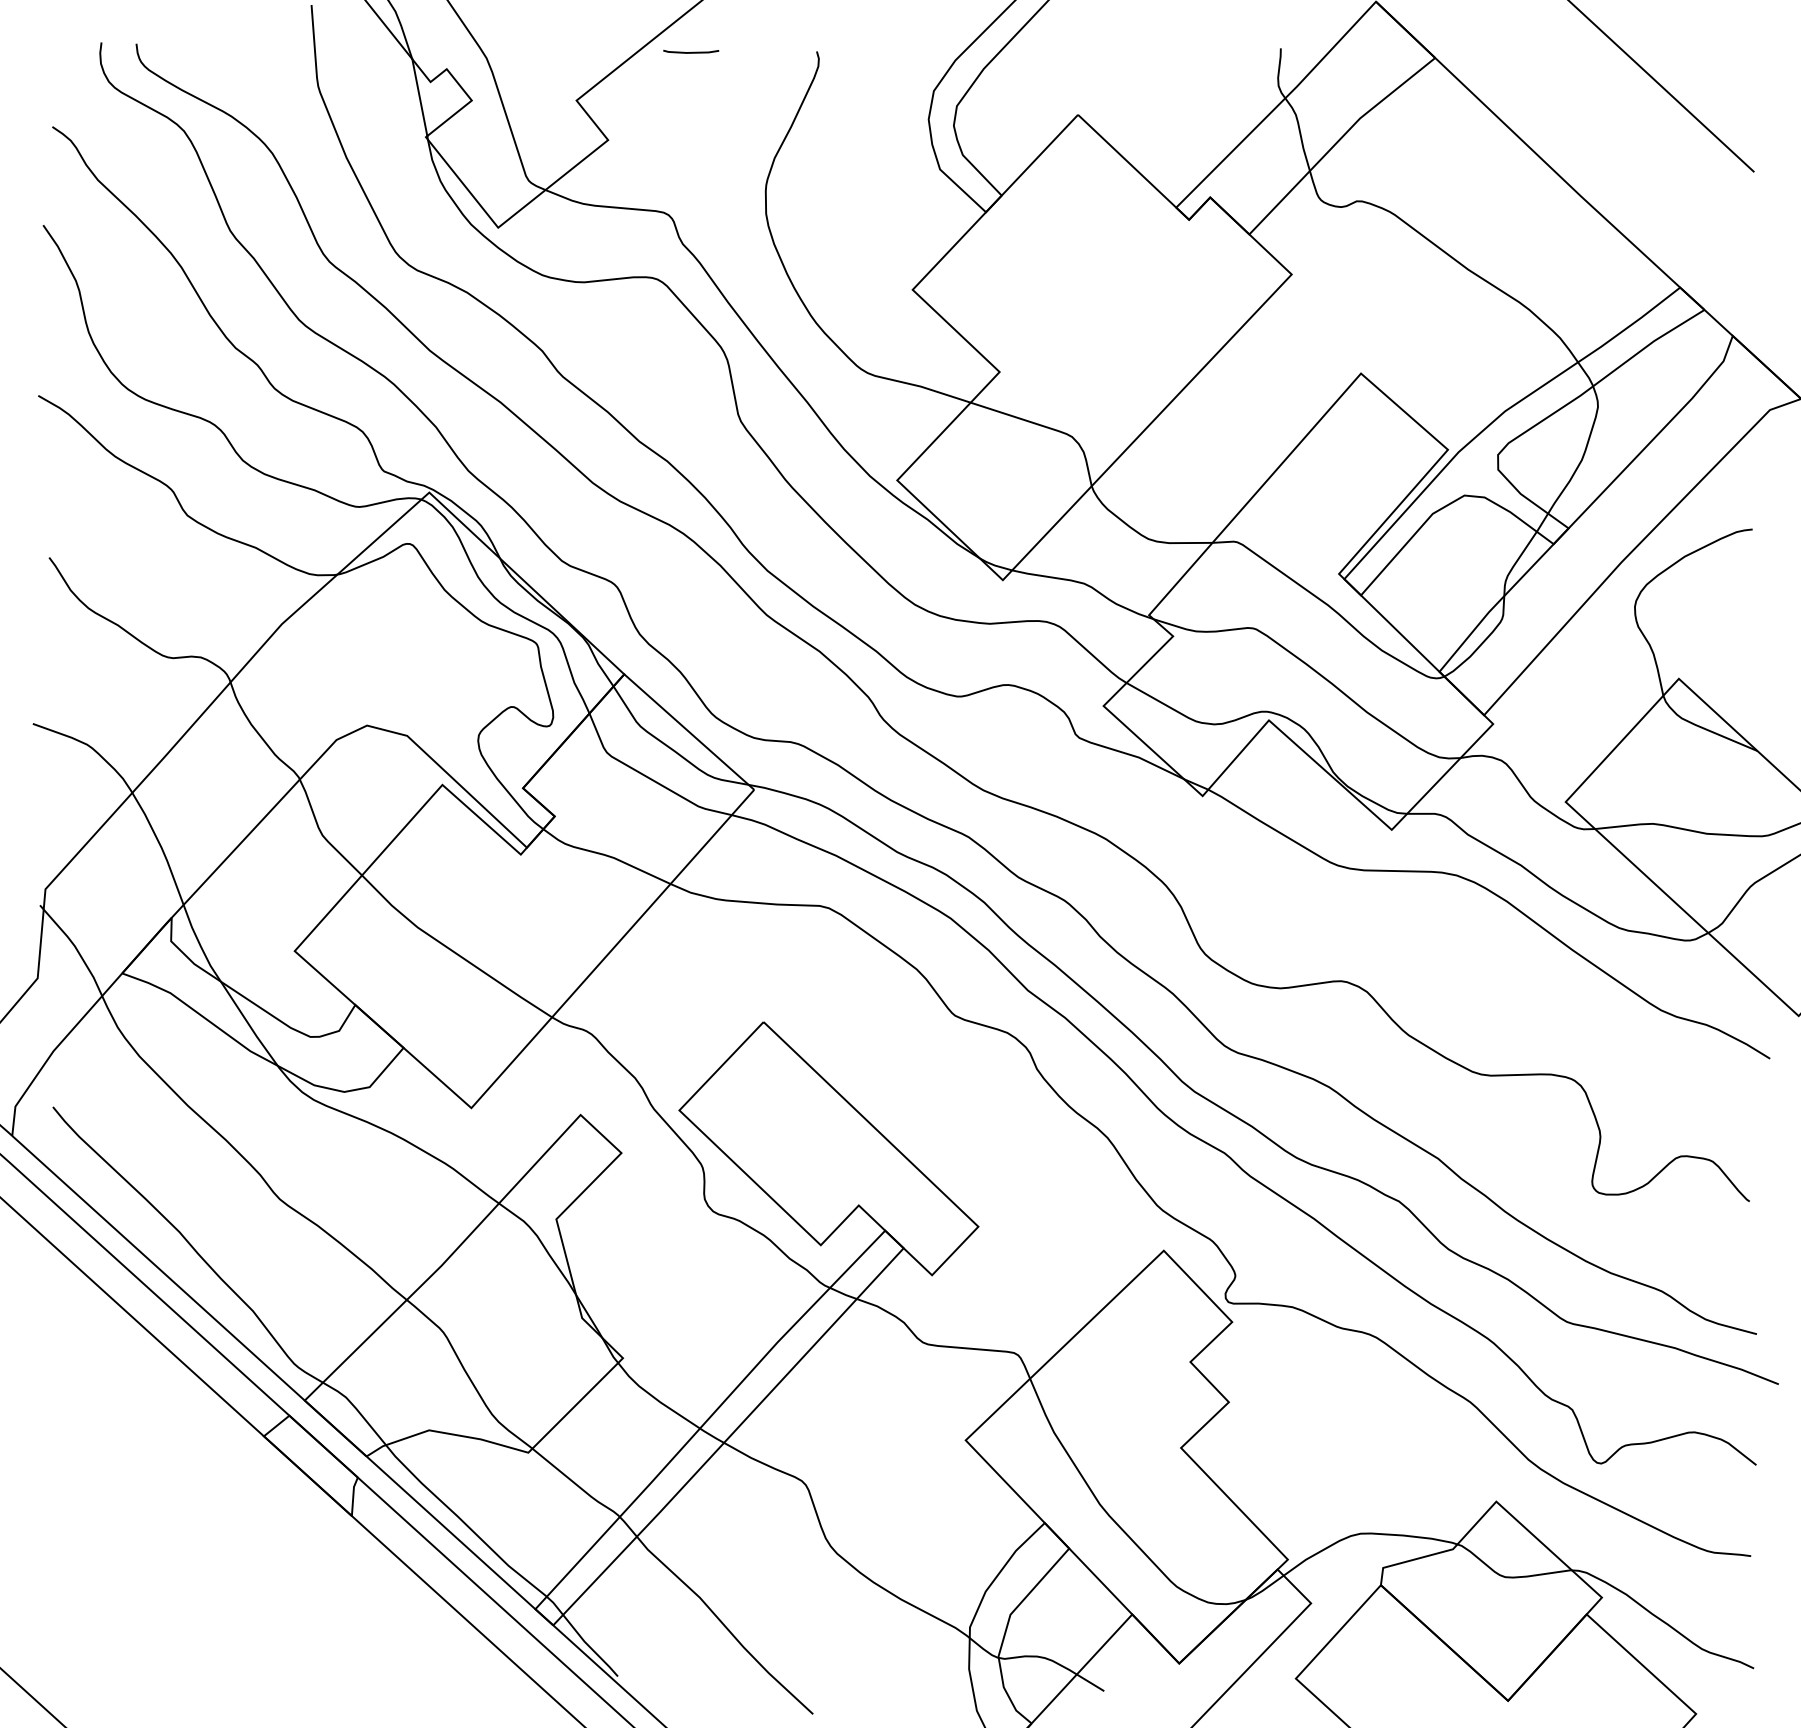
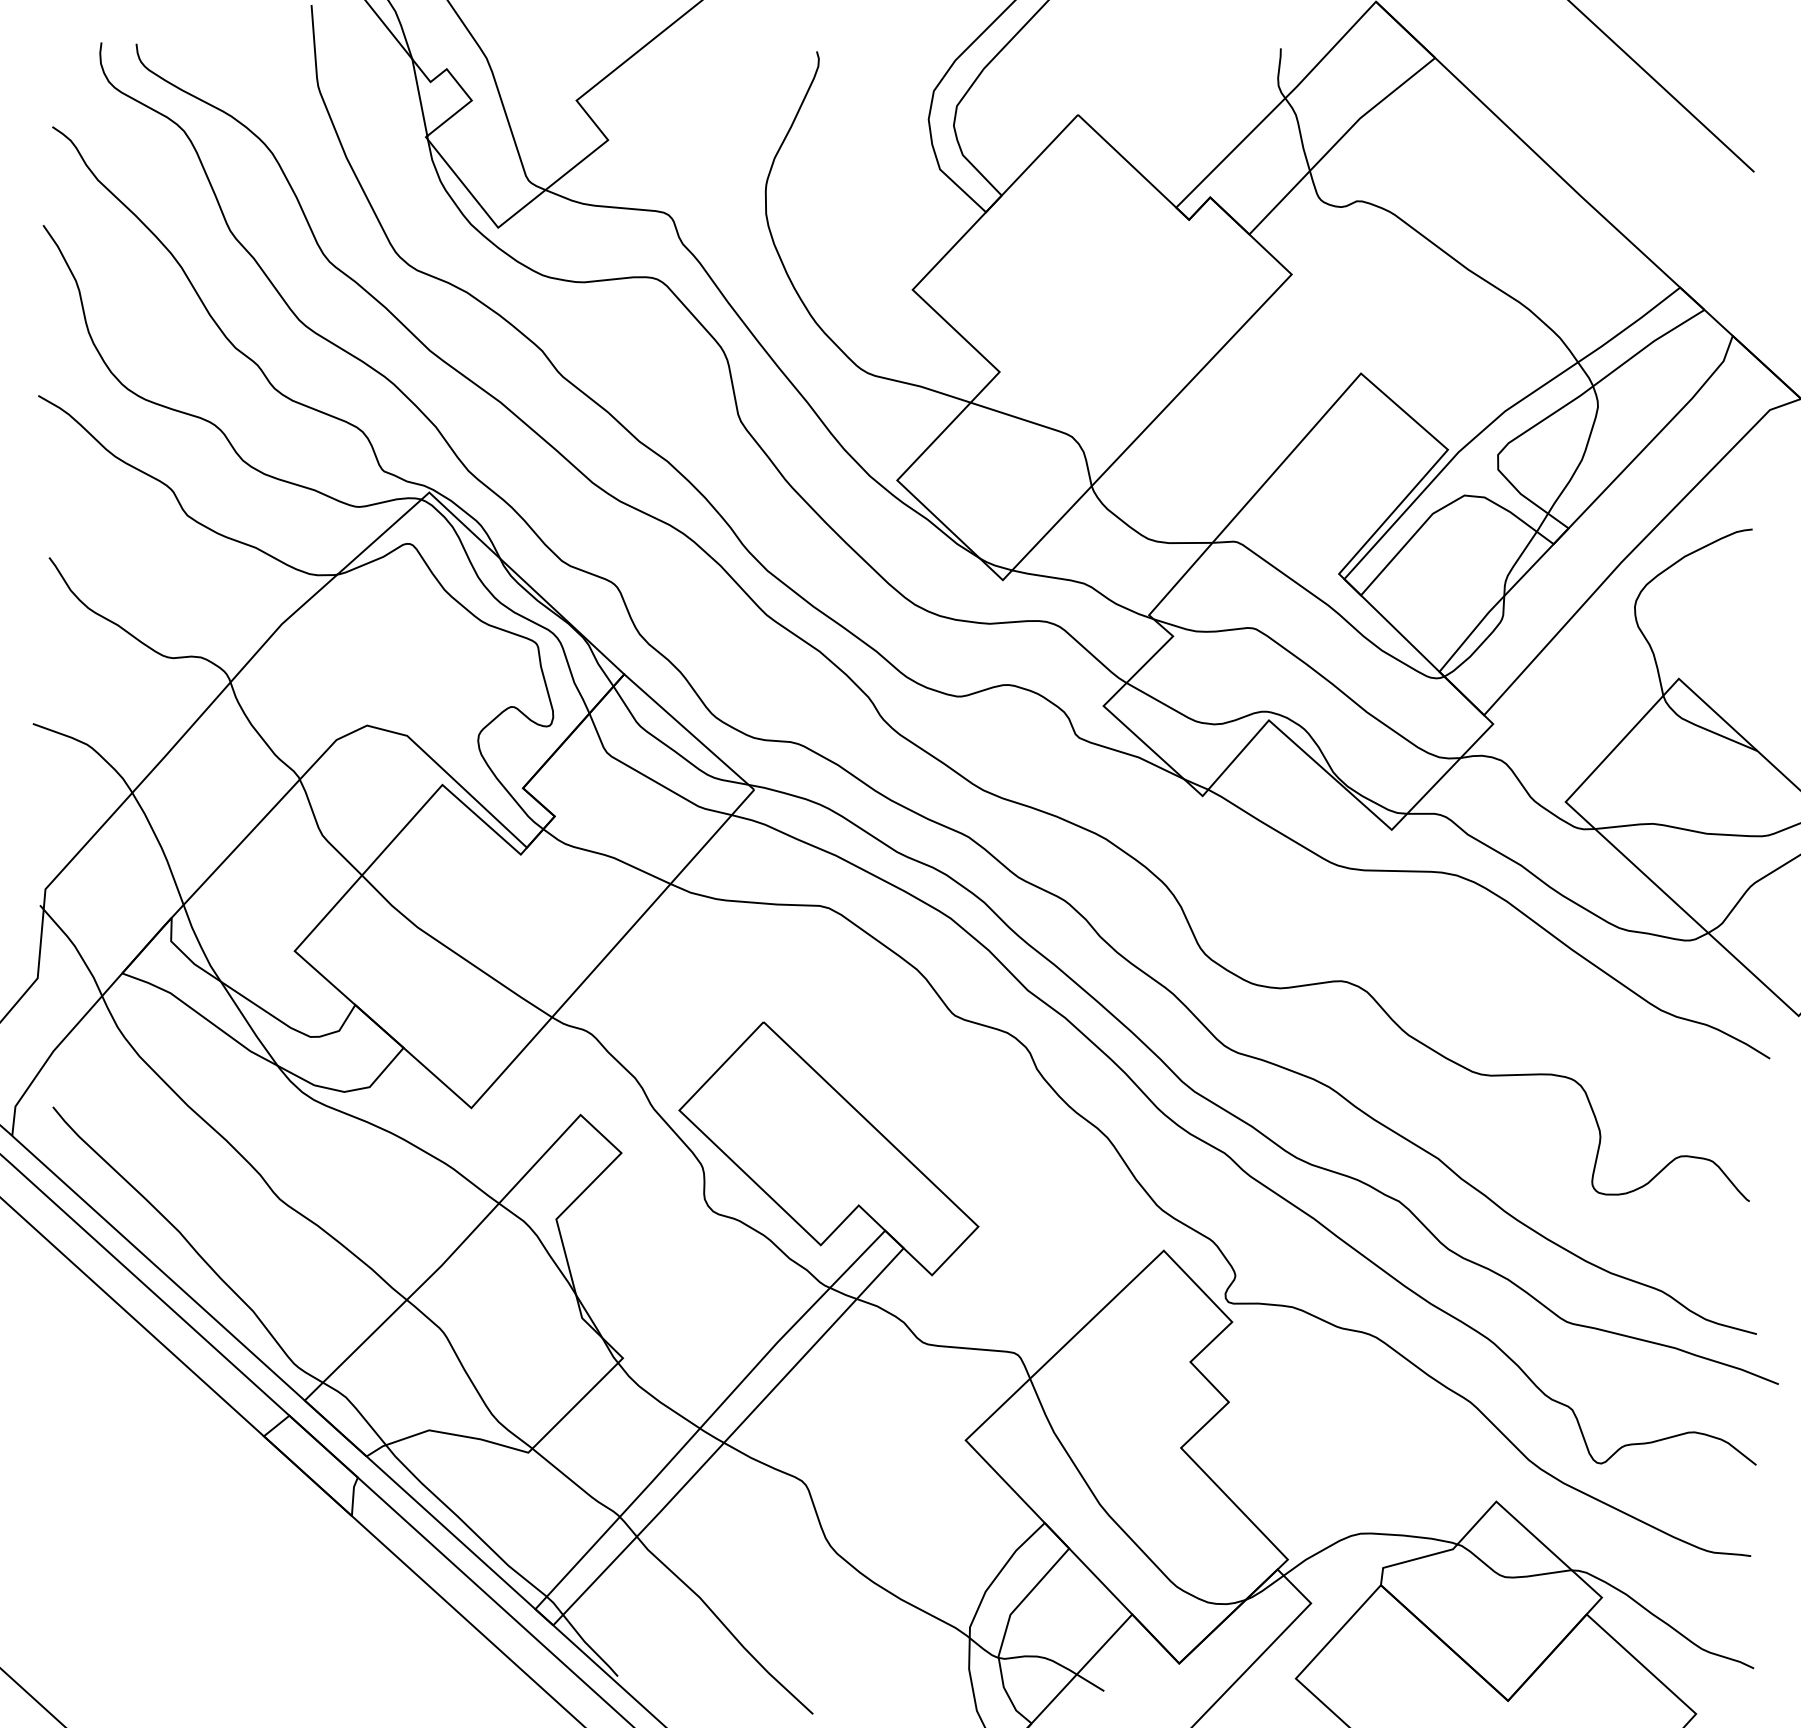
line: present -> none (692, 51)
